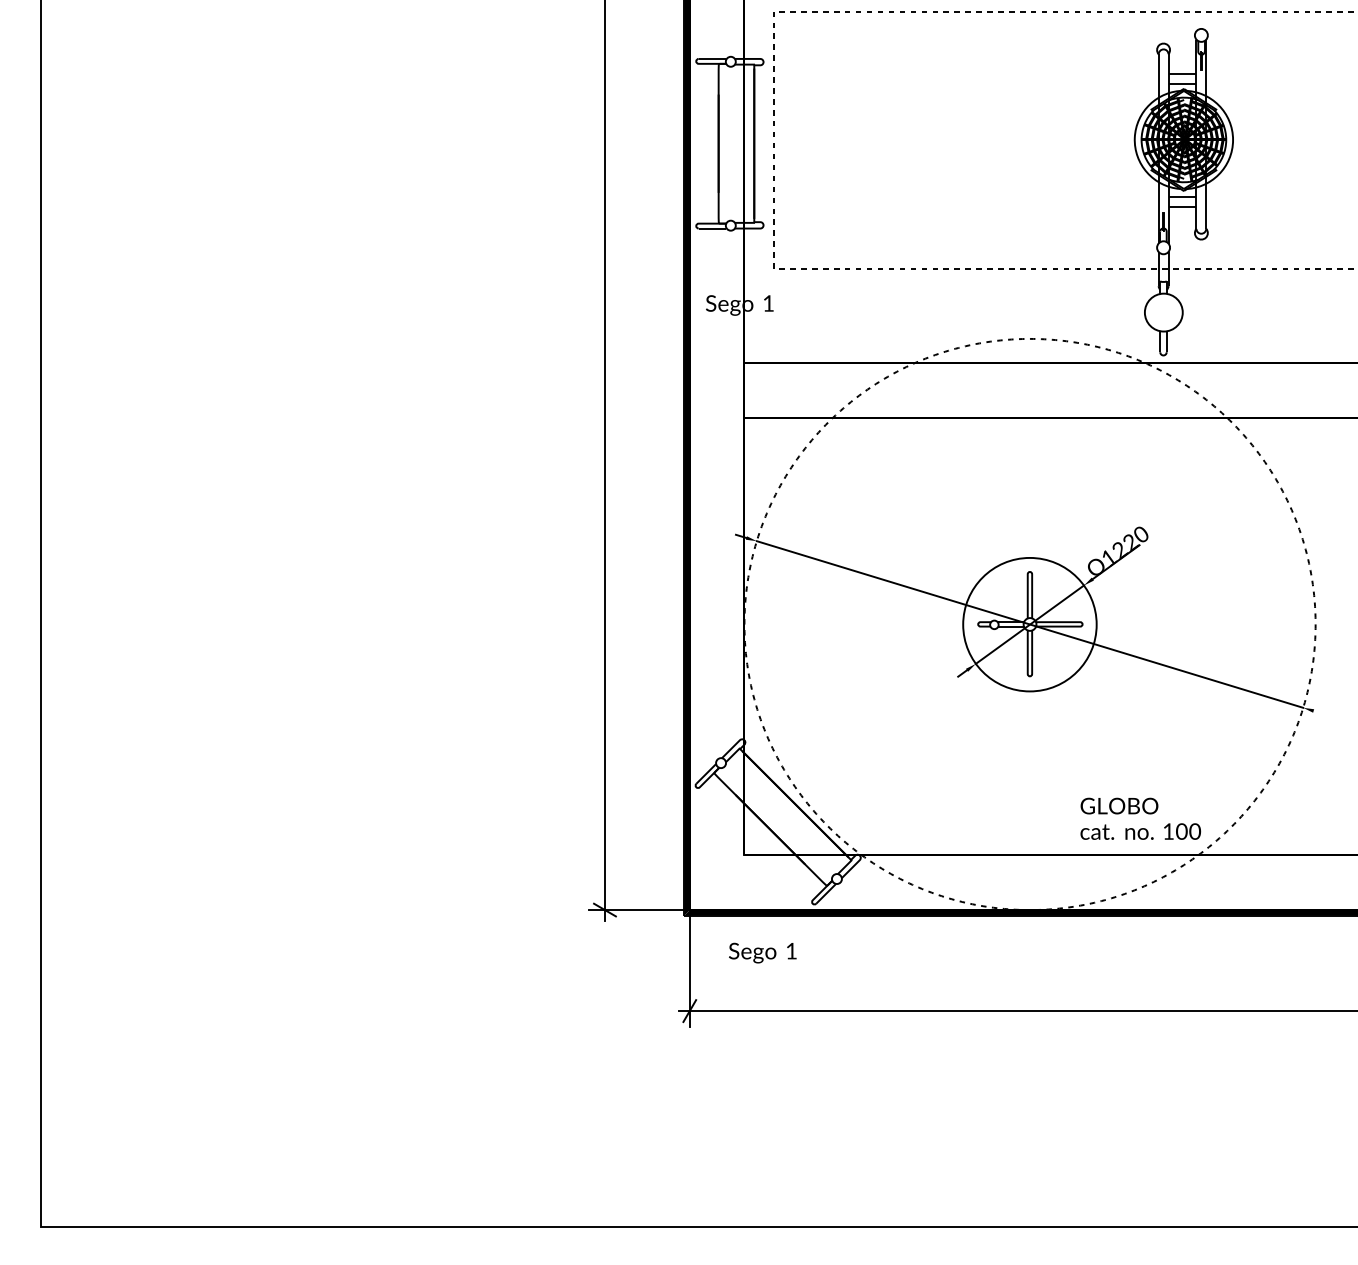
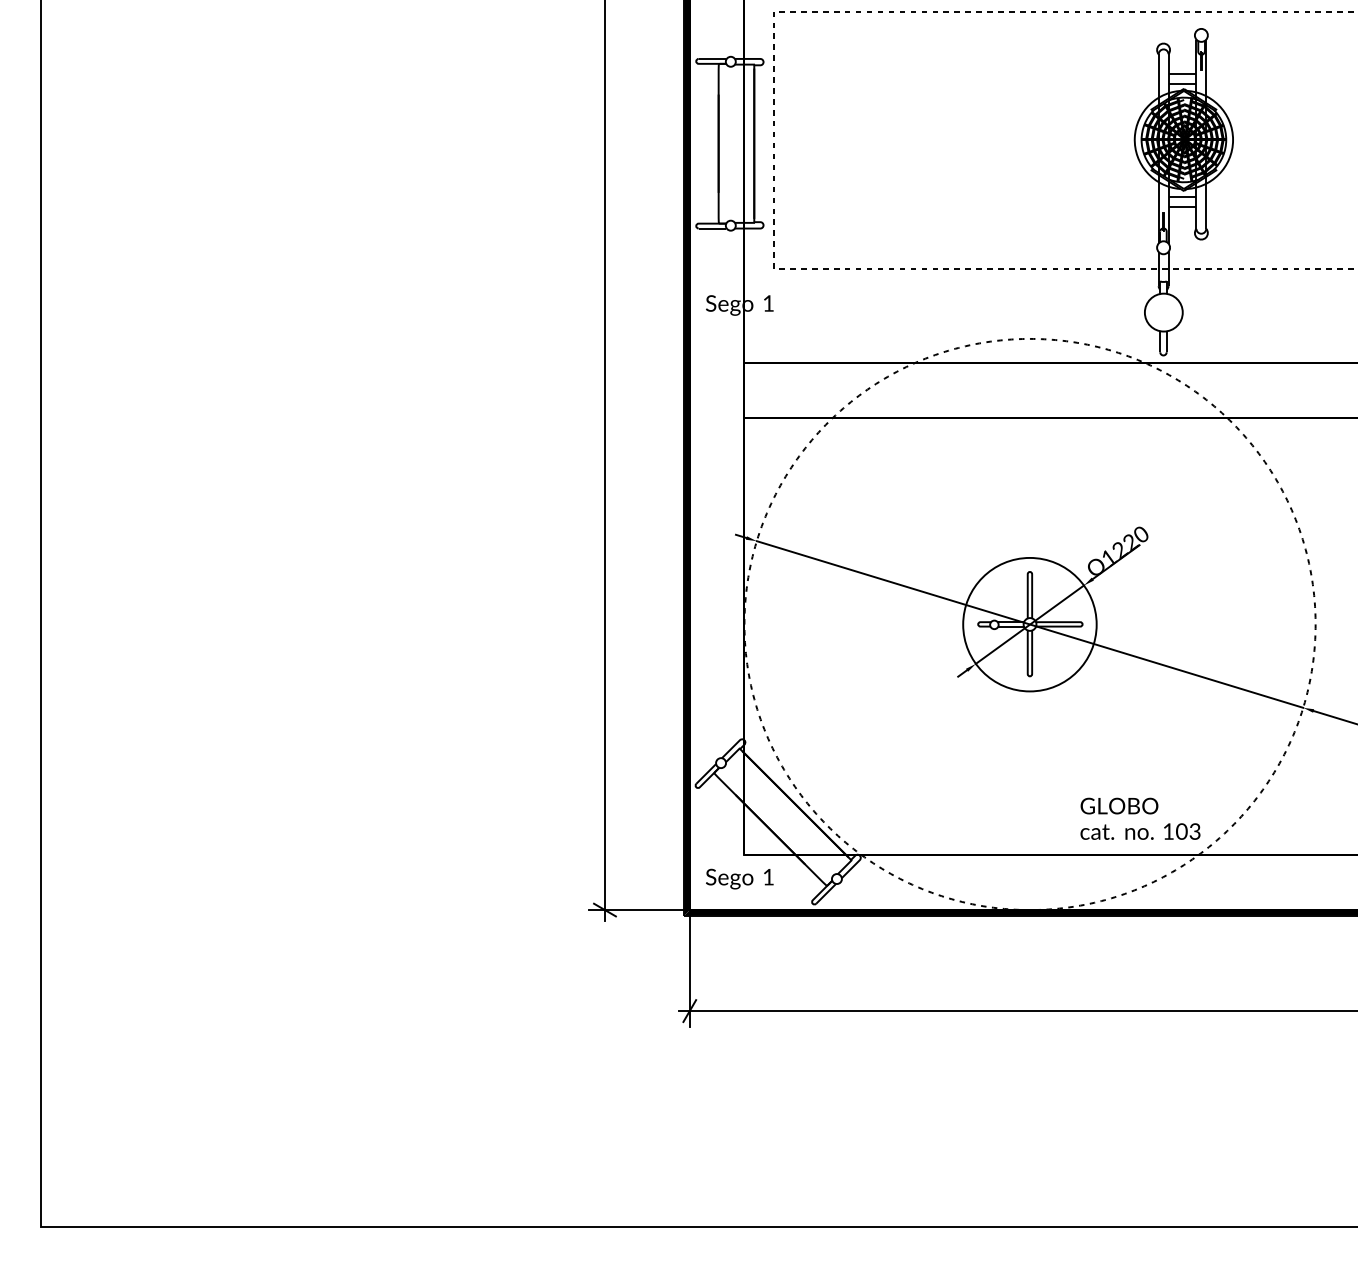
line: none -> present (1333, 717)
text: 100 -> 103 (1195, 831)
text position: (762, 952) -> (739, 878) (739, 878)
